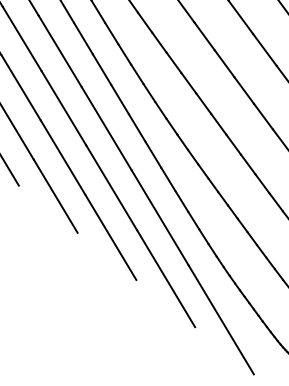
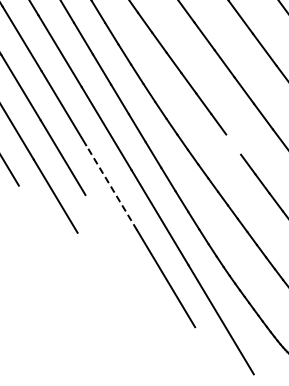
line: present -> none (233, 144)
line: solid -> dashed (111, 187)
line: present -> none (110, 237)
